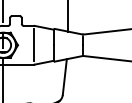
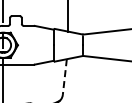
line: present -> none (34, 45)
line: solid -> dashed (64, 77)
